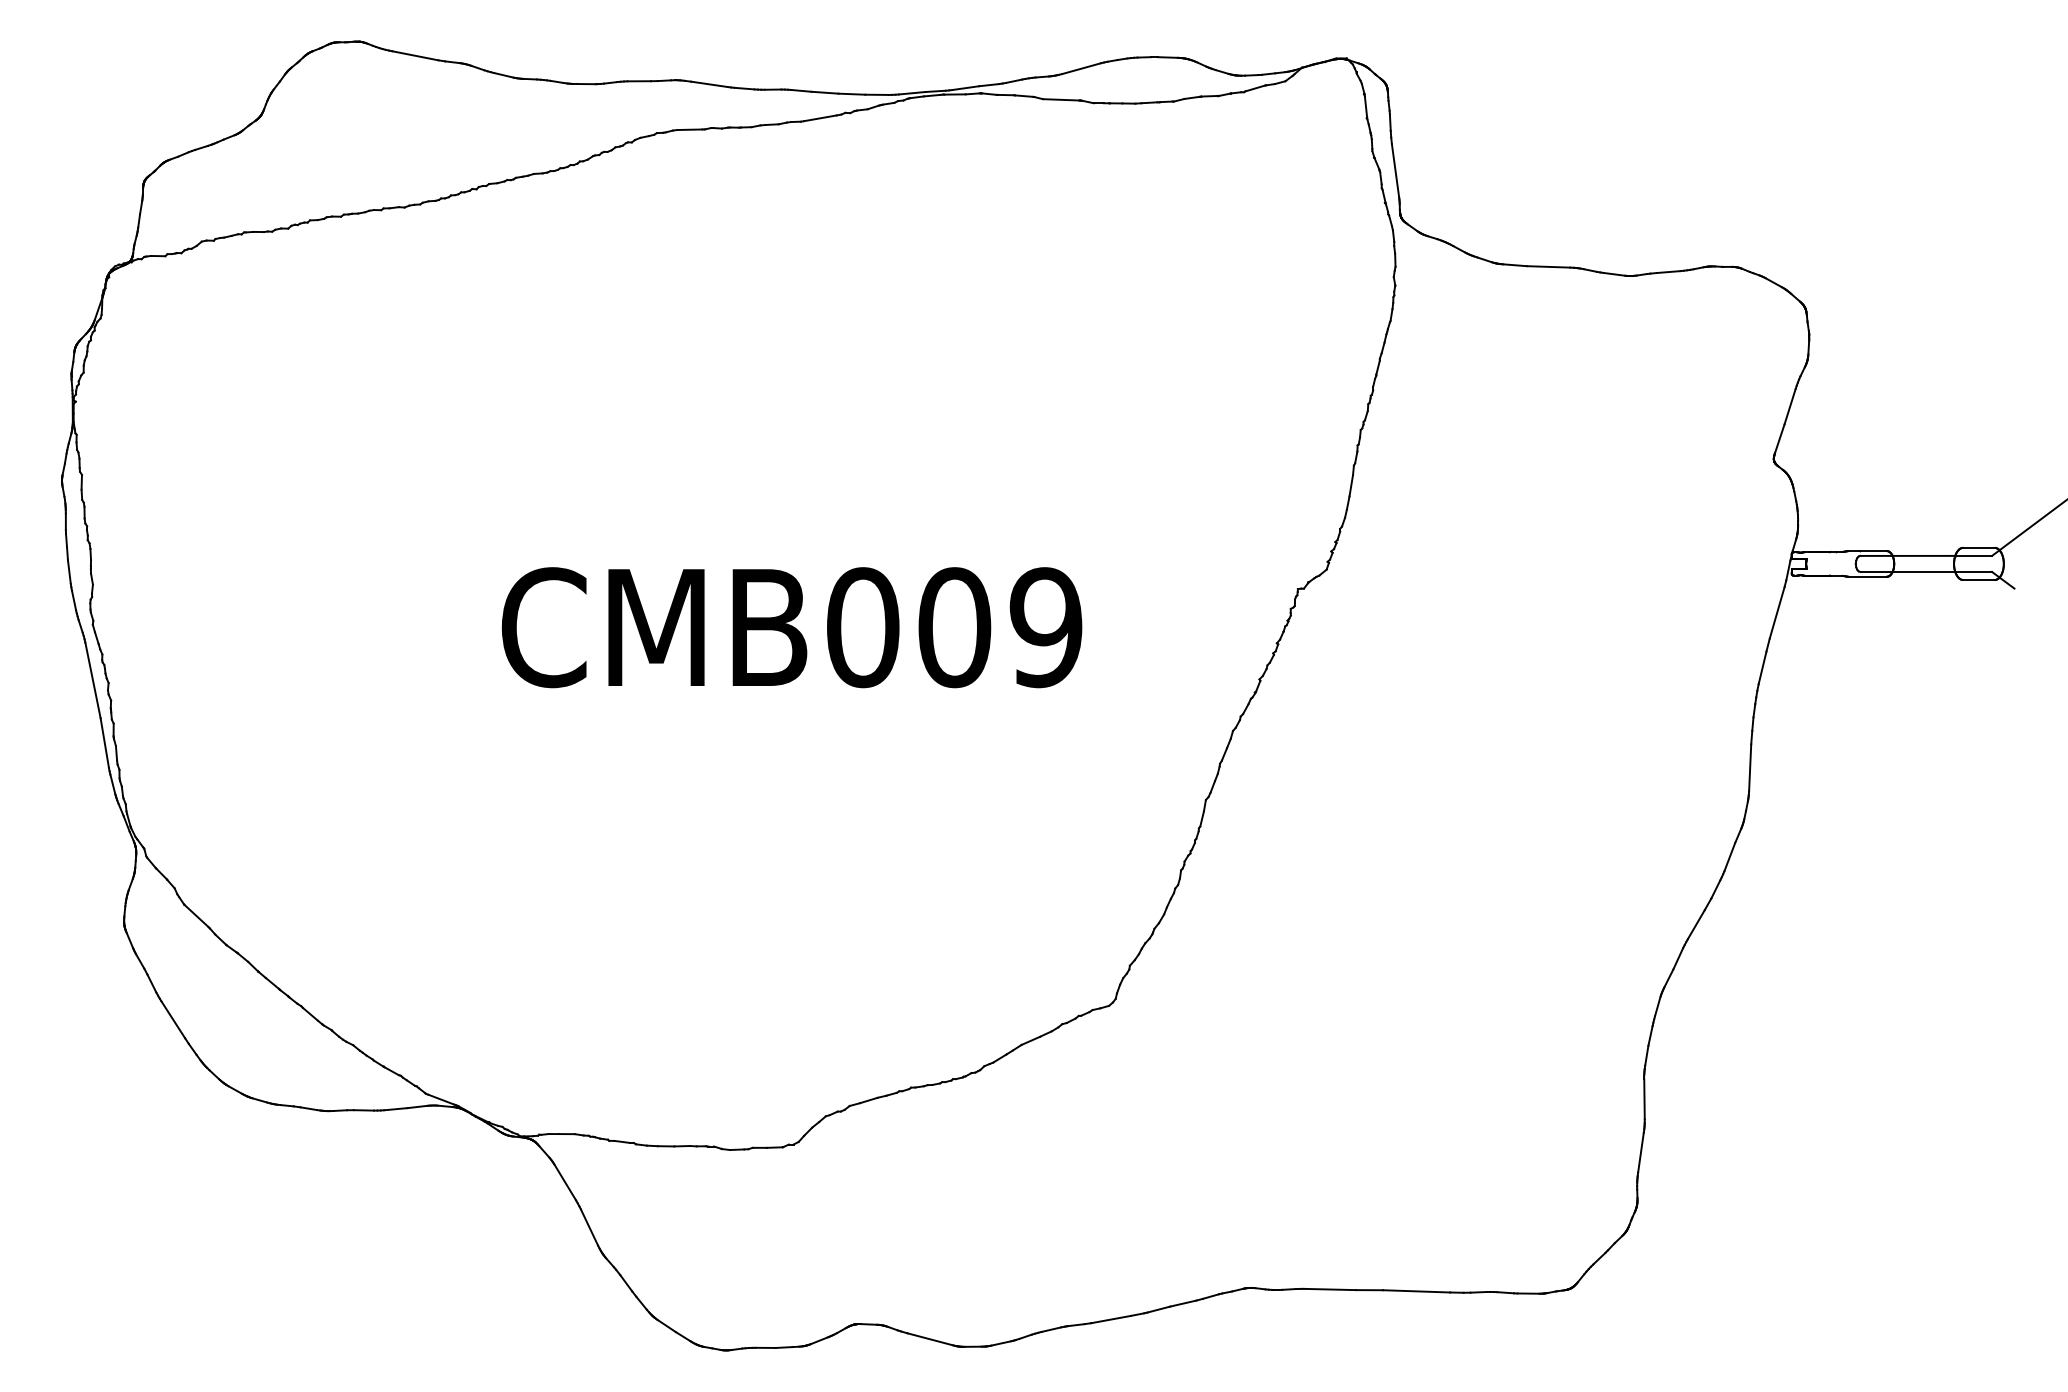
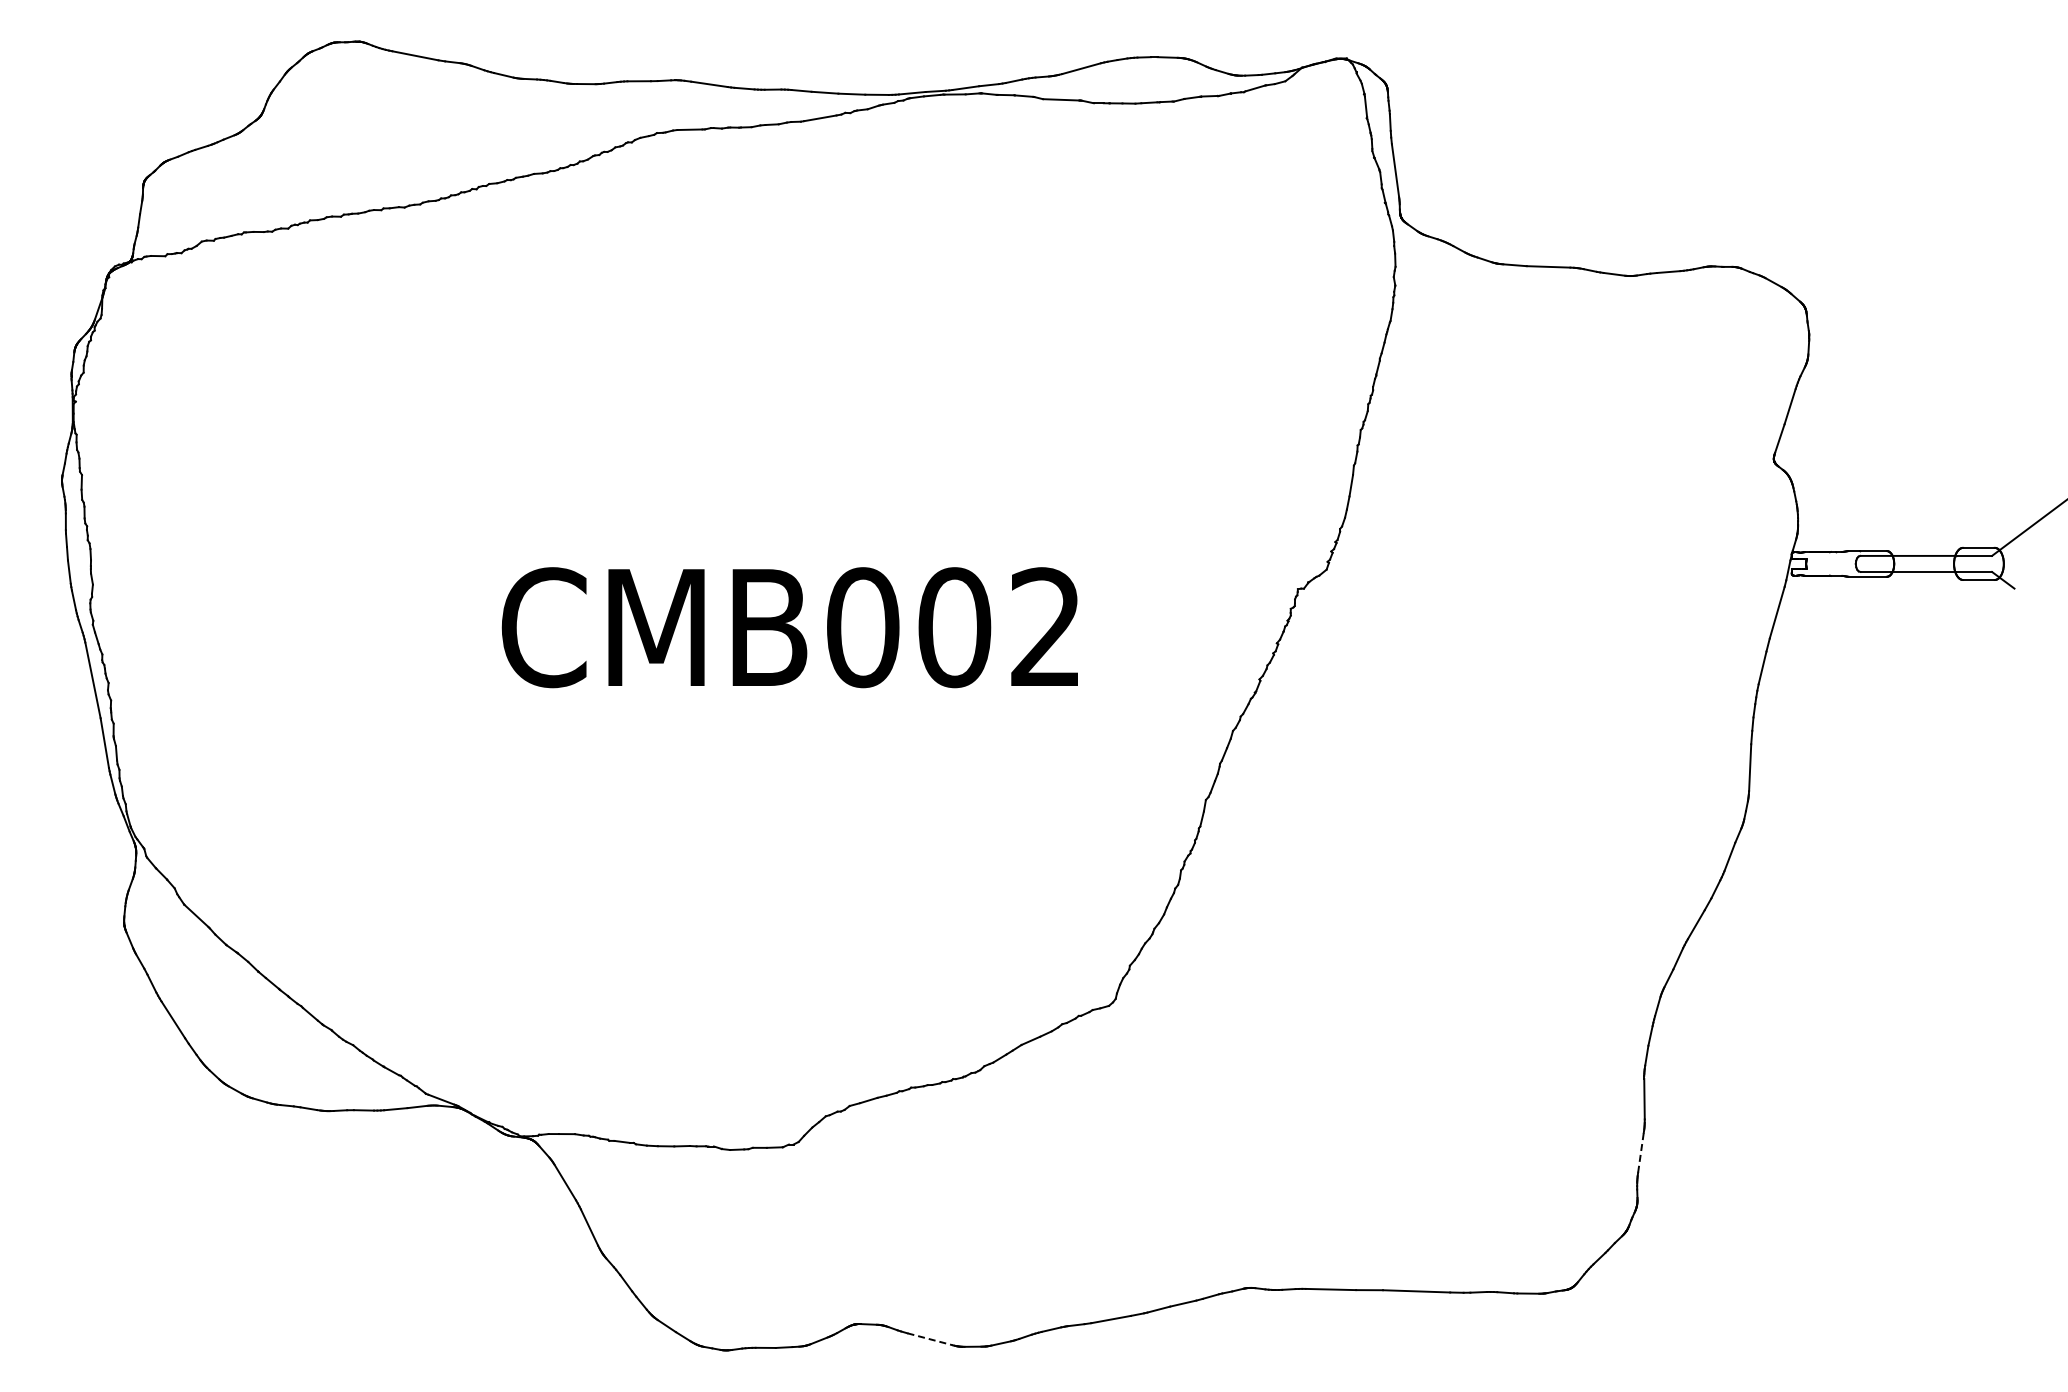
text: CMB009 -> CMB002 (1045, 627)
line: solid -> dashed (1641, 1152)
line: solid -> dashed (930, 1339)
